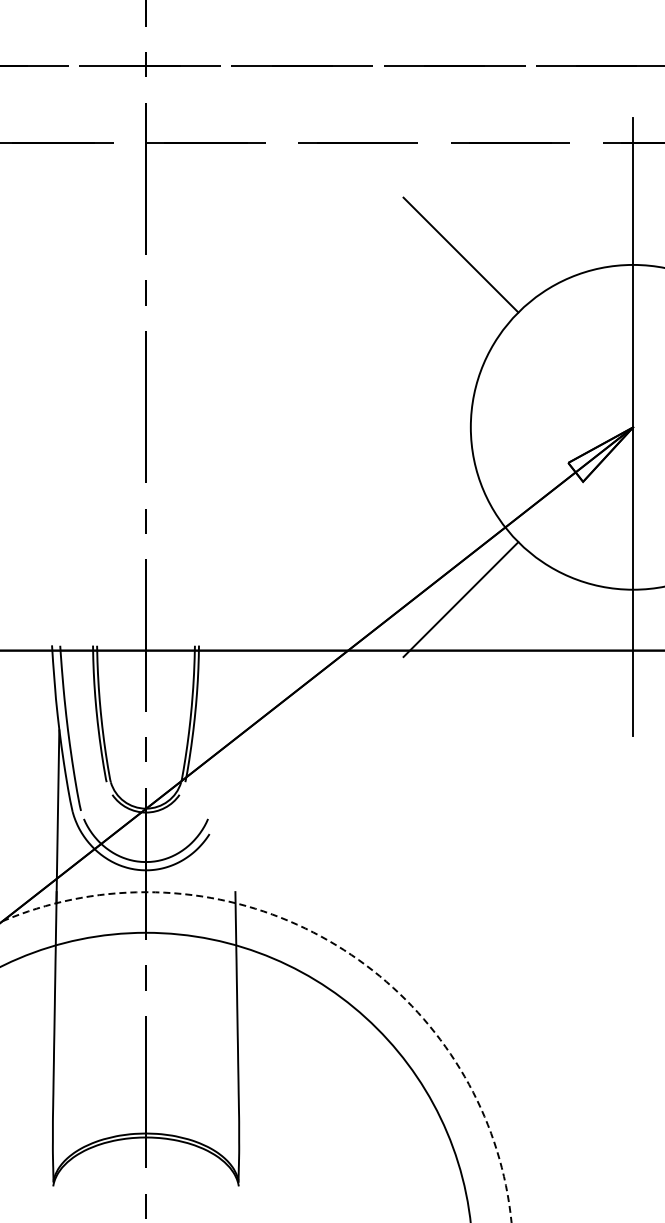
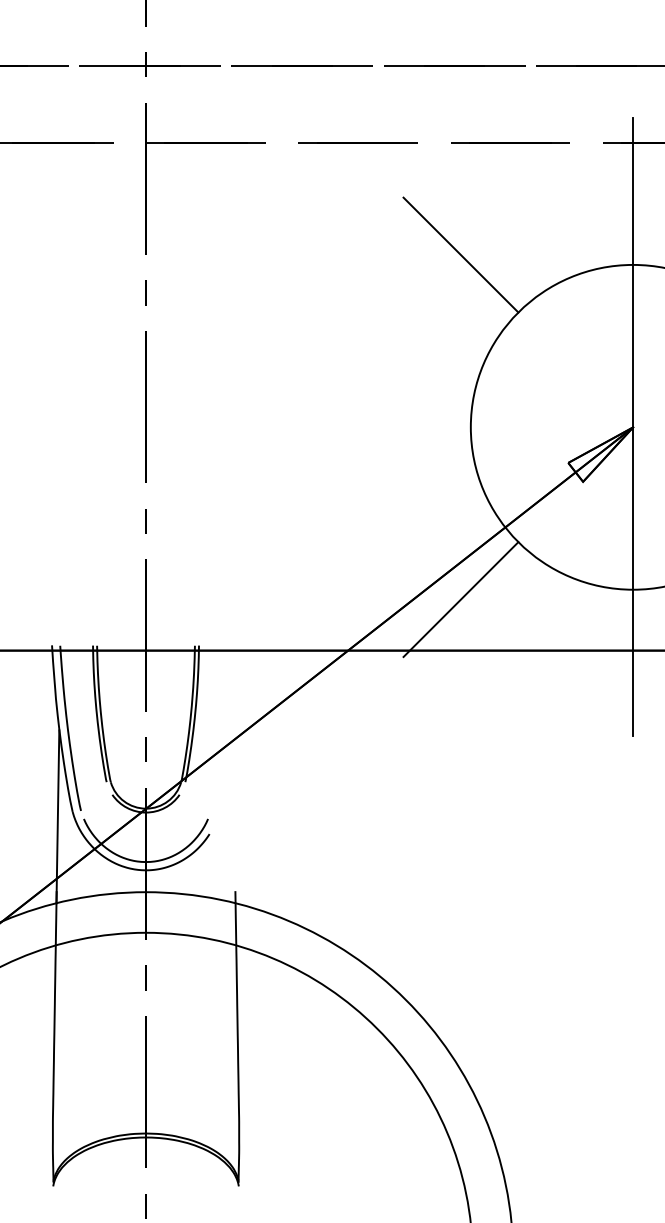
circle: dashed -> solid (255, 1057)
